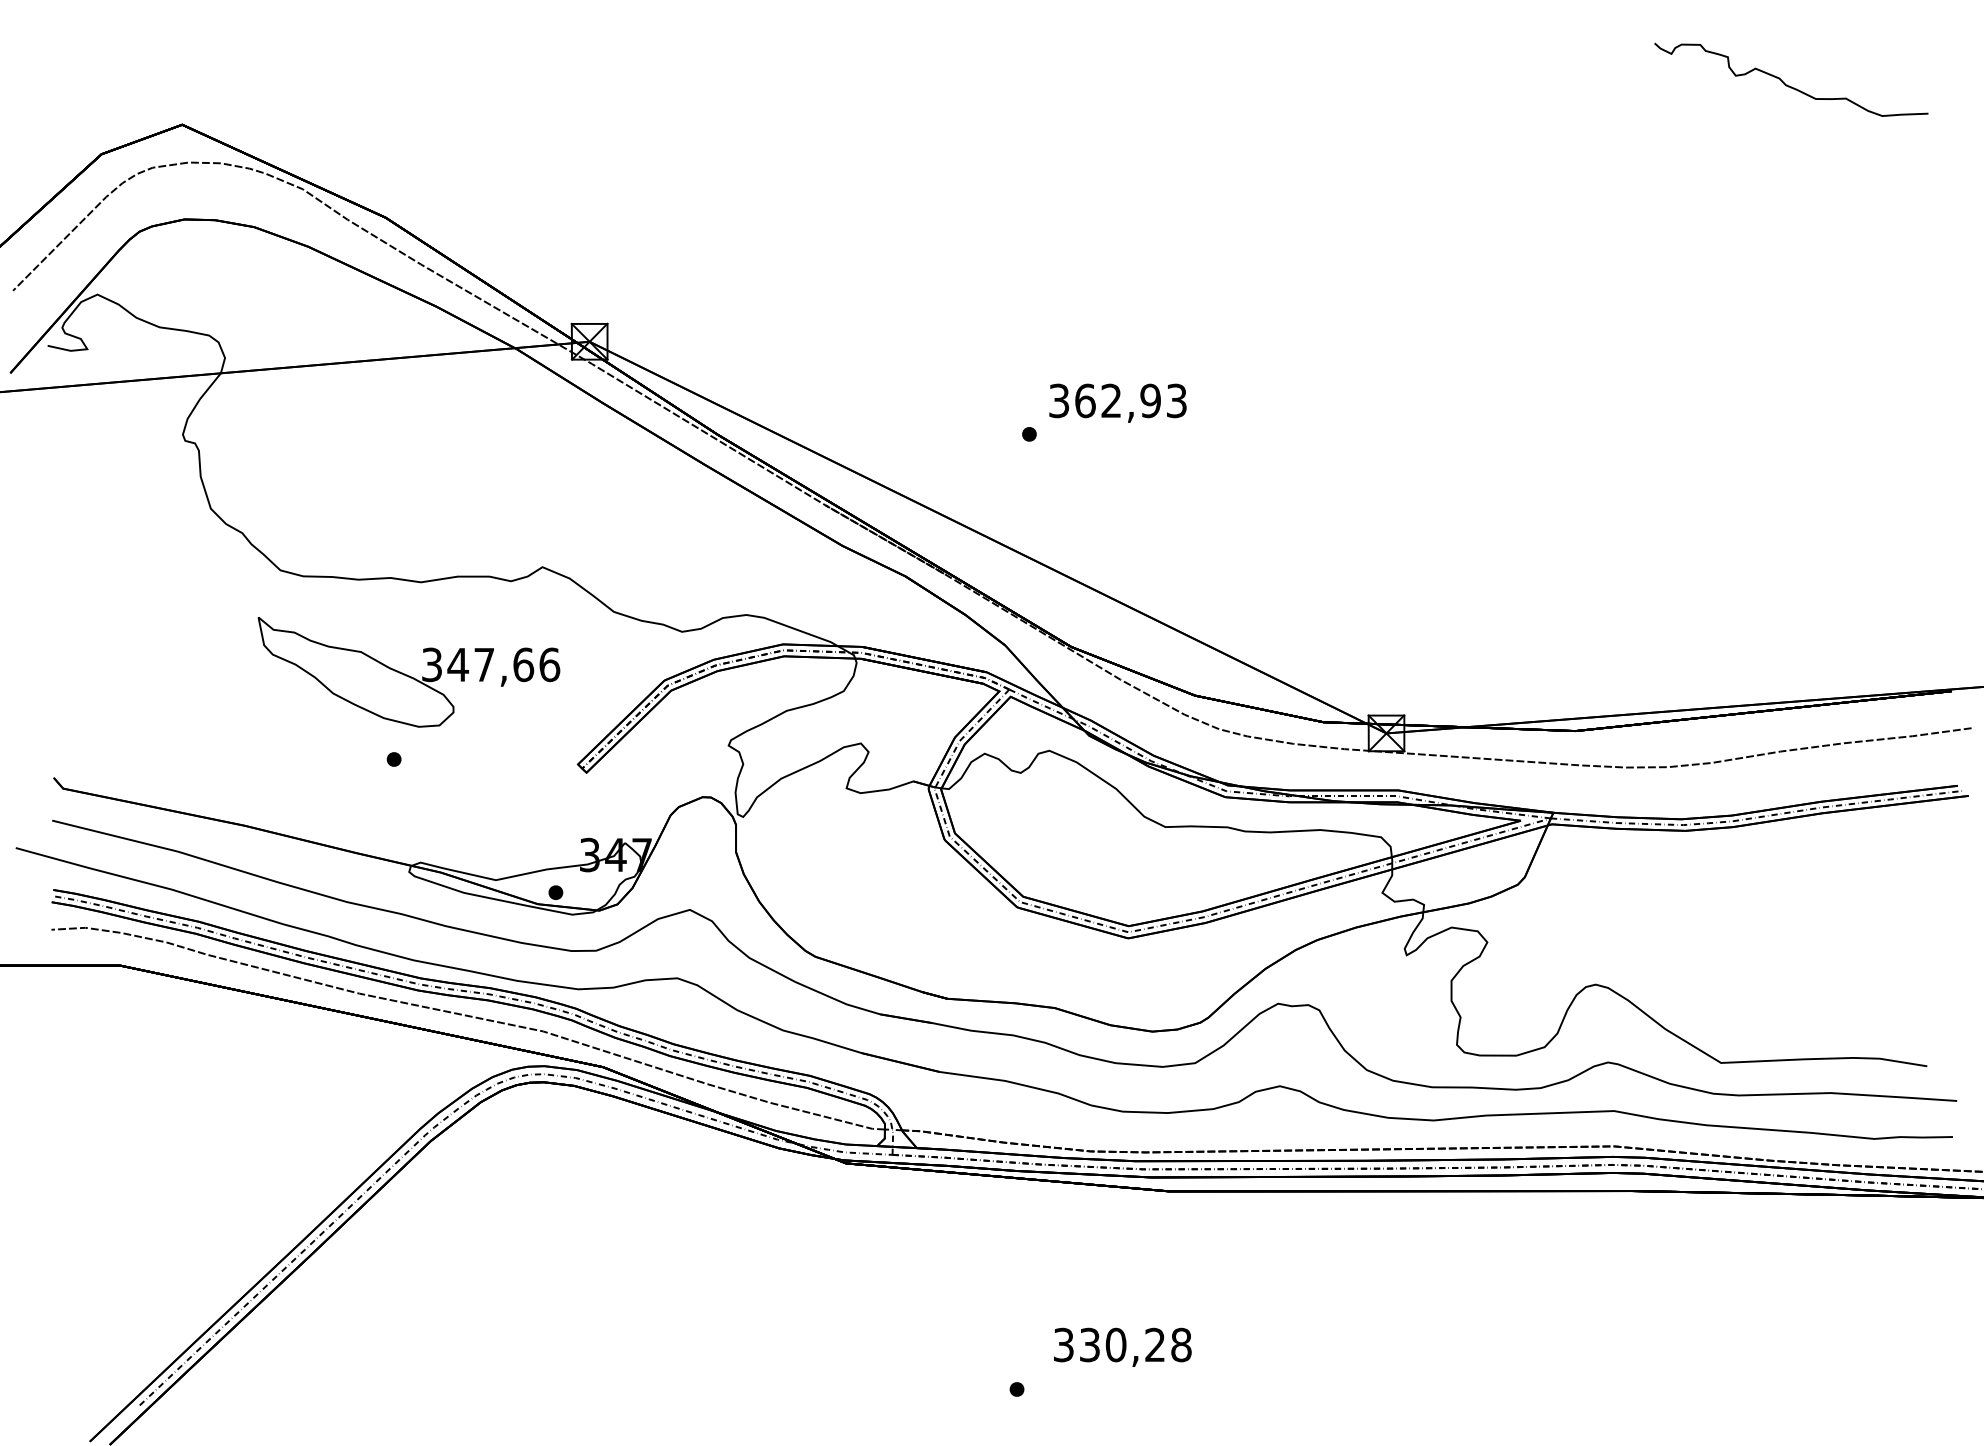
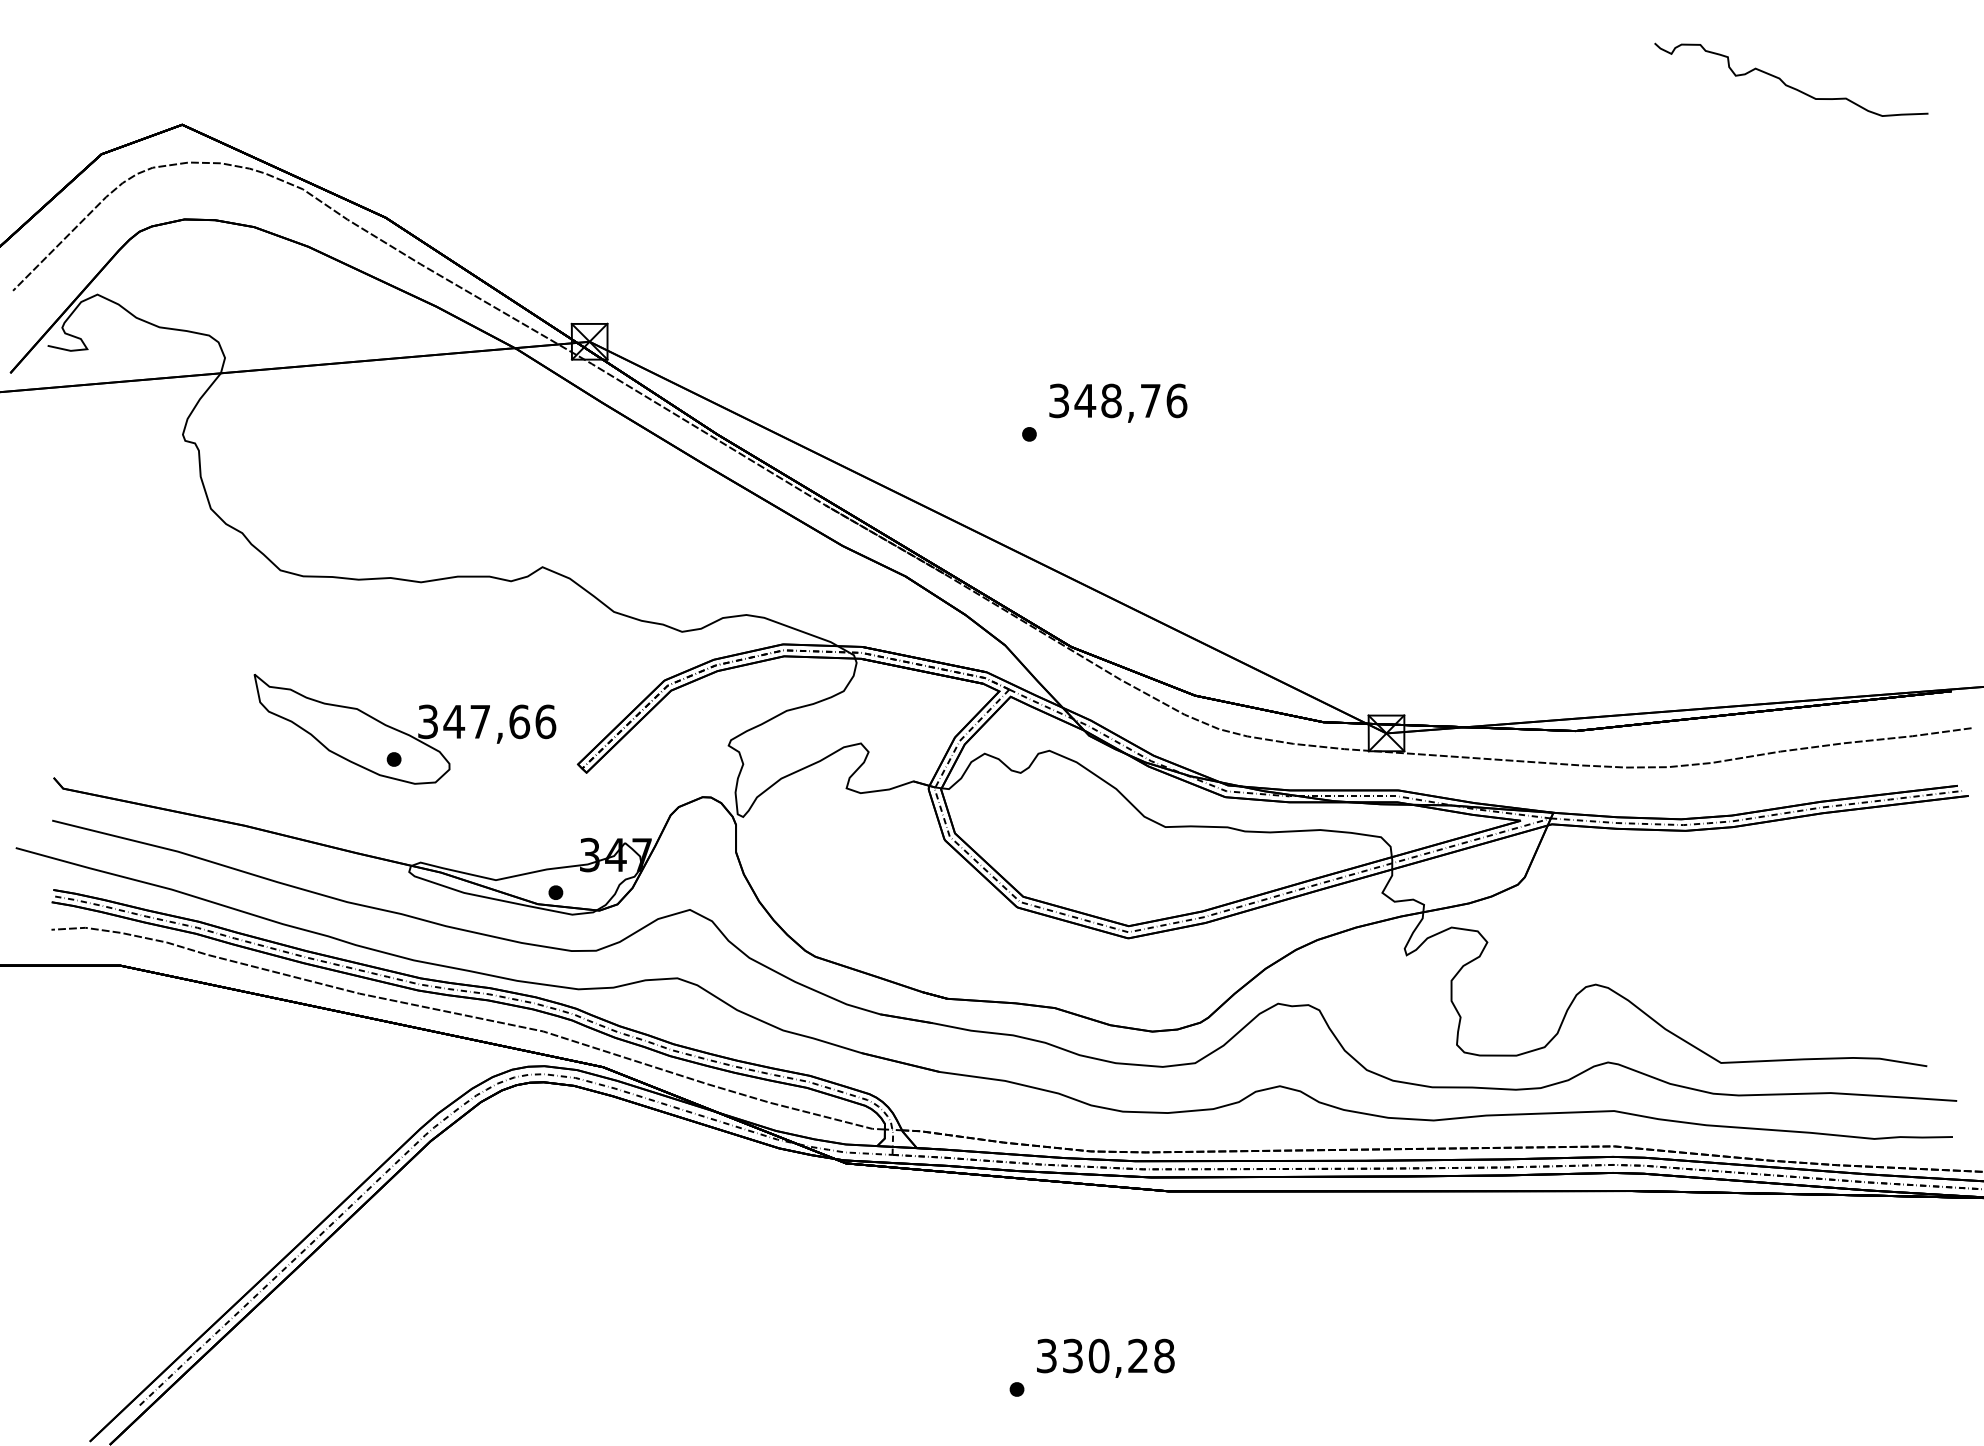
text: 362,93 -> 348,76 (1130, 400)
part position: (408, 672) -> (404, 729) (404, 729)
text position: (1122, 1346) -> (1105, 1357) (1105, 1357)
